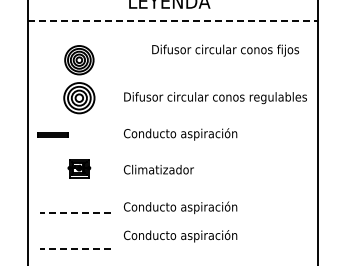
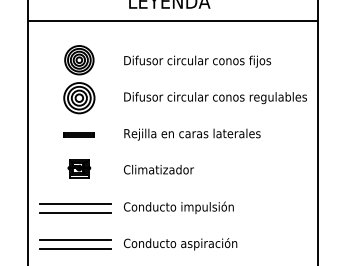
line: dashed -> solid (173, 20)
text position: (225, 50) -> (197, 61) (197, 61)
part position: (52, 134) -> (78, 134) (78, 134)
text: Conducto aspiración -> Rejilla en caras laterales (191, 134)
line: none -> present (74, 203)
text: Conducto aspiración -> Conducto impulsión (209, 207)
line: dashed -> solid (74, 213)
text position: (180, 236) -> (180, 244) (180, 244)
line: none -> present (74, 239)
line: dashed -> solid (75, 249)
